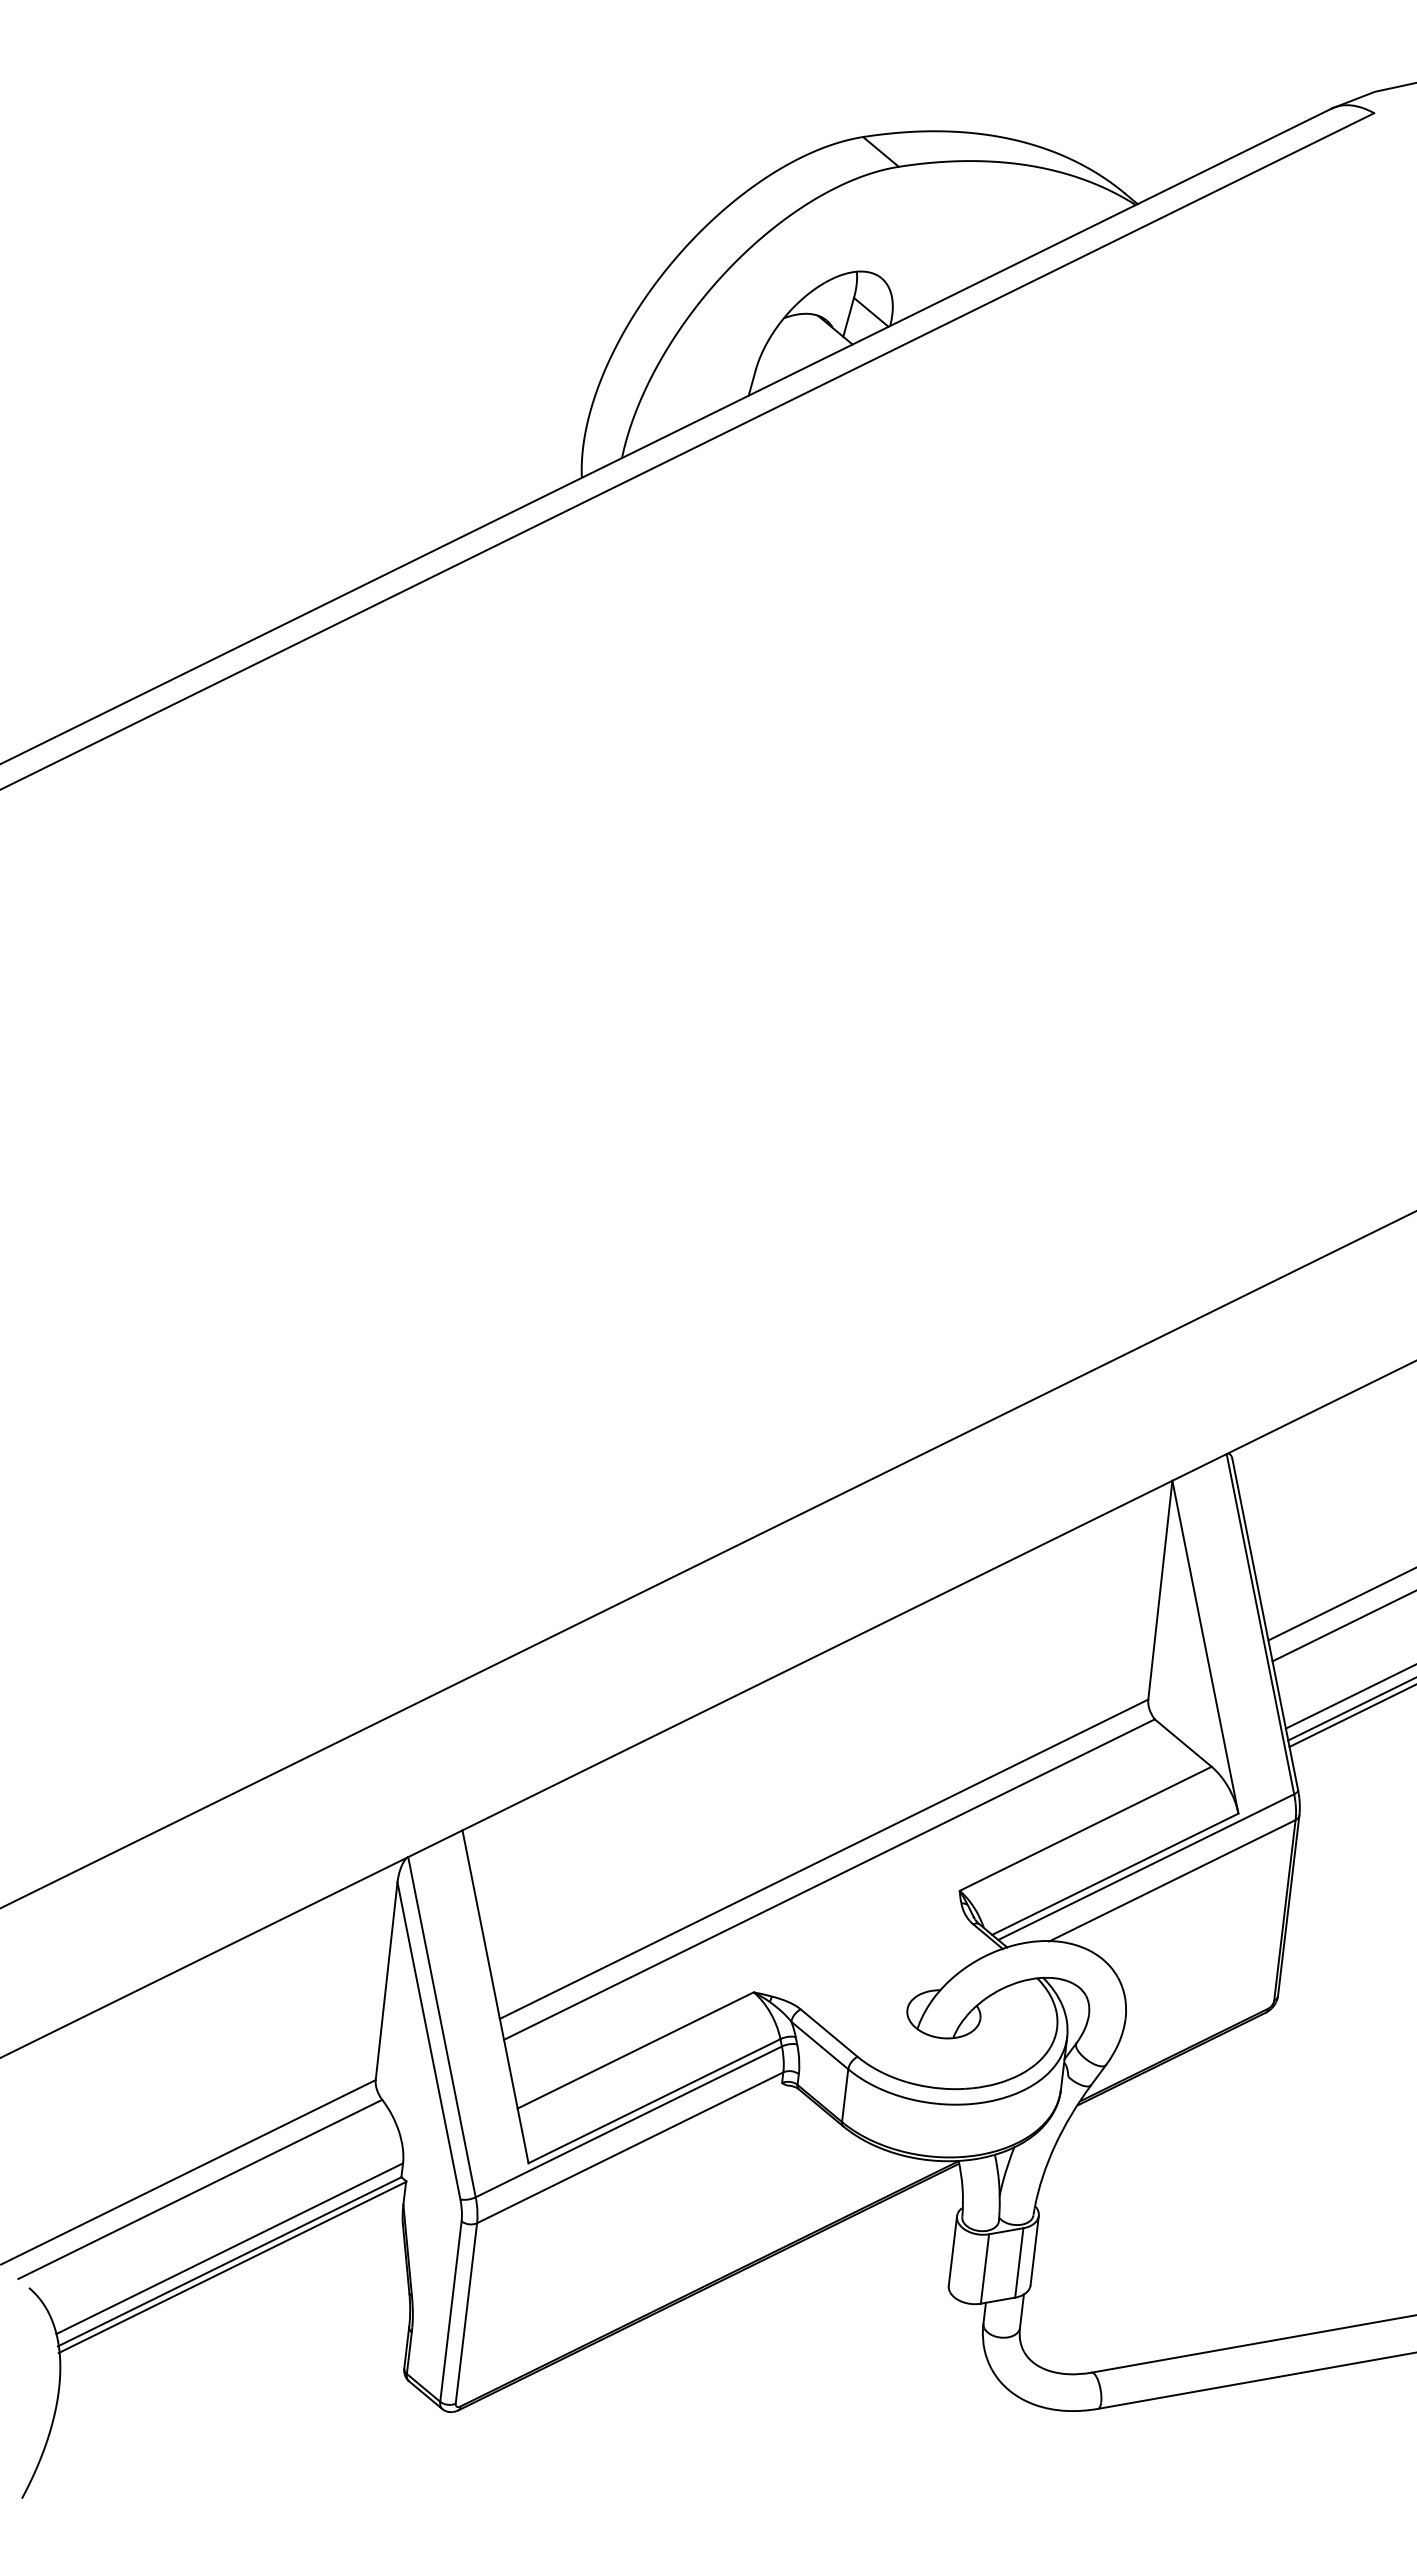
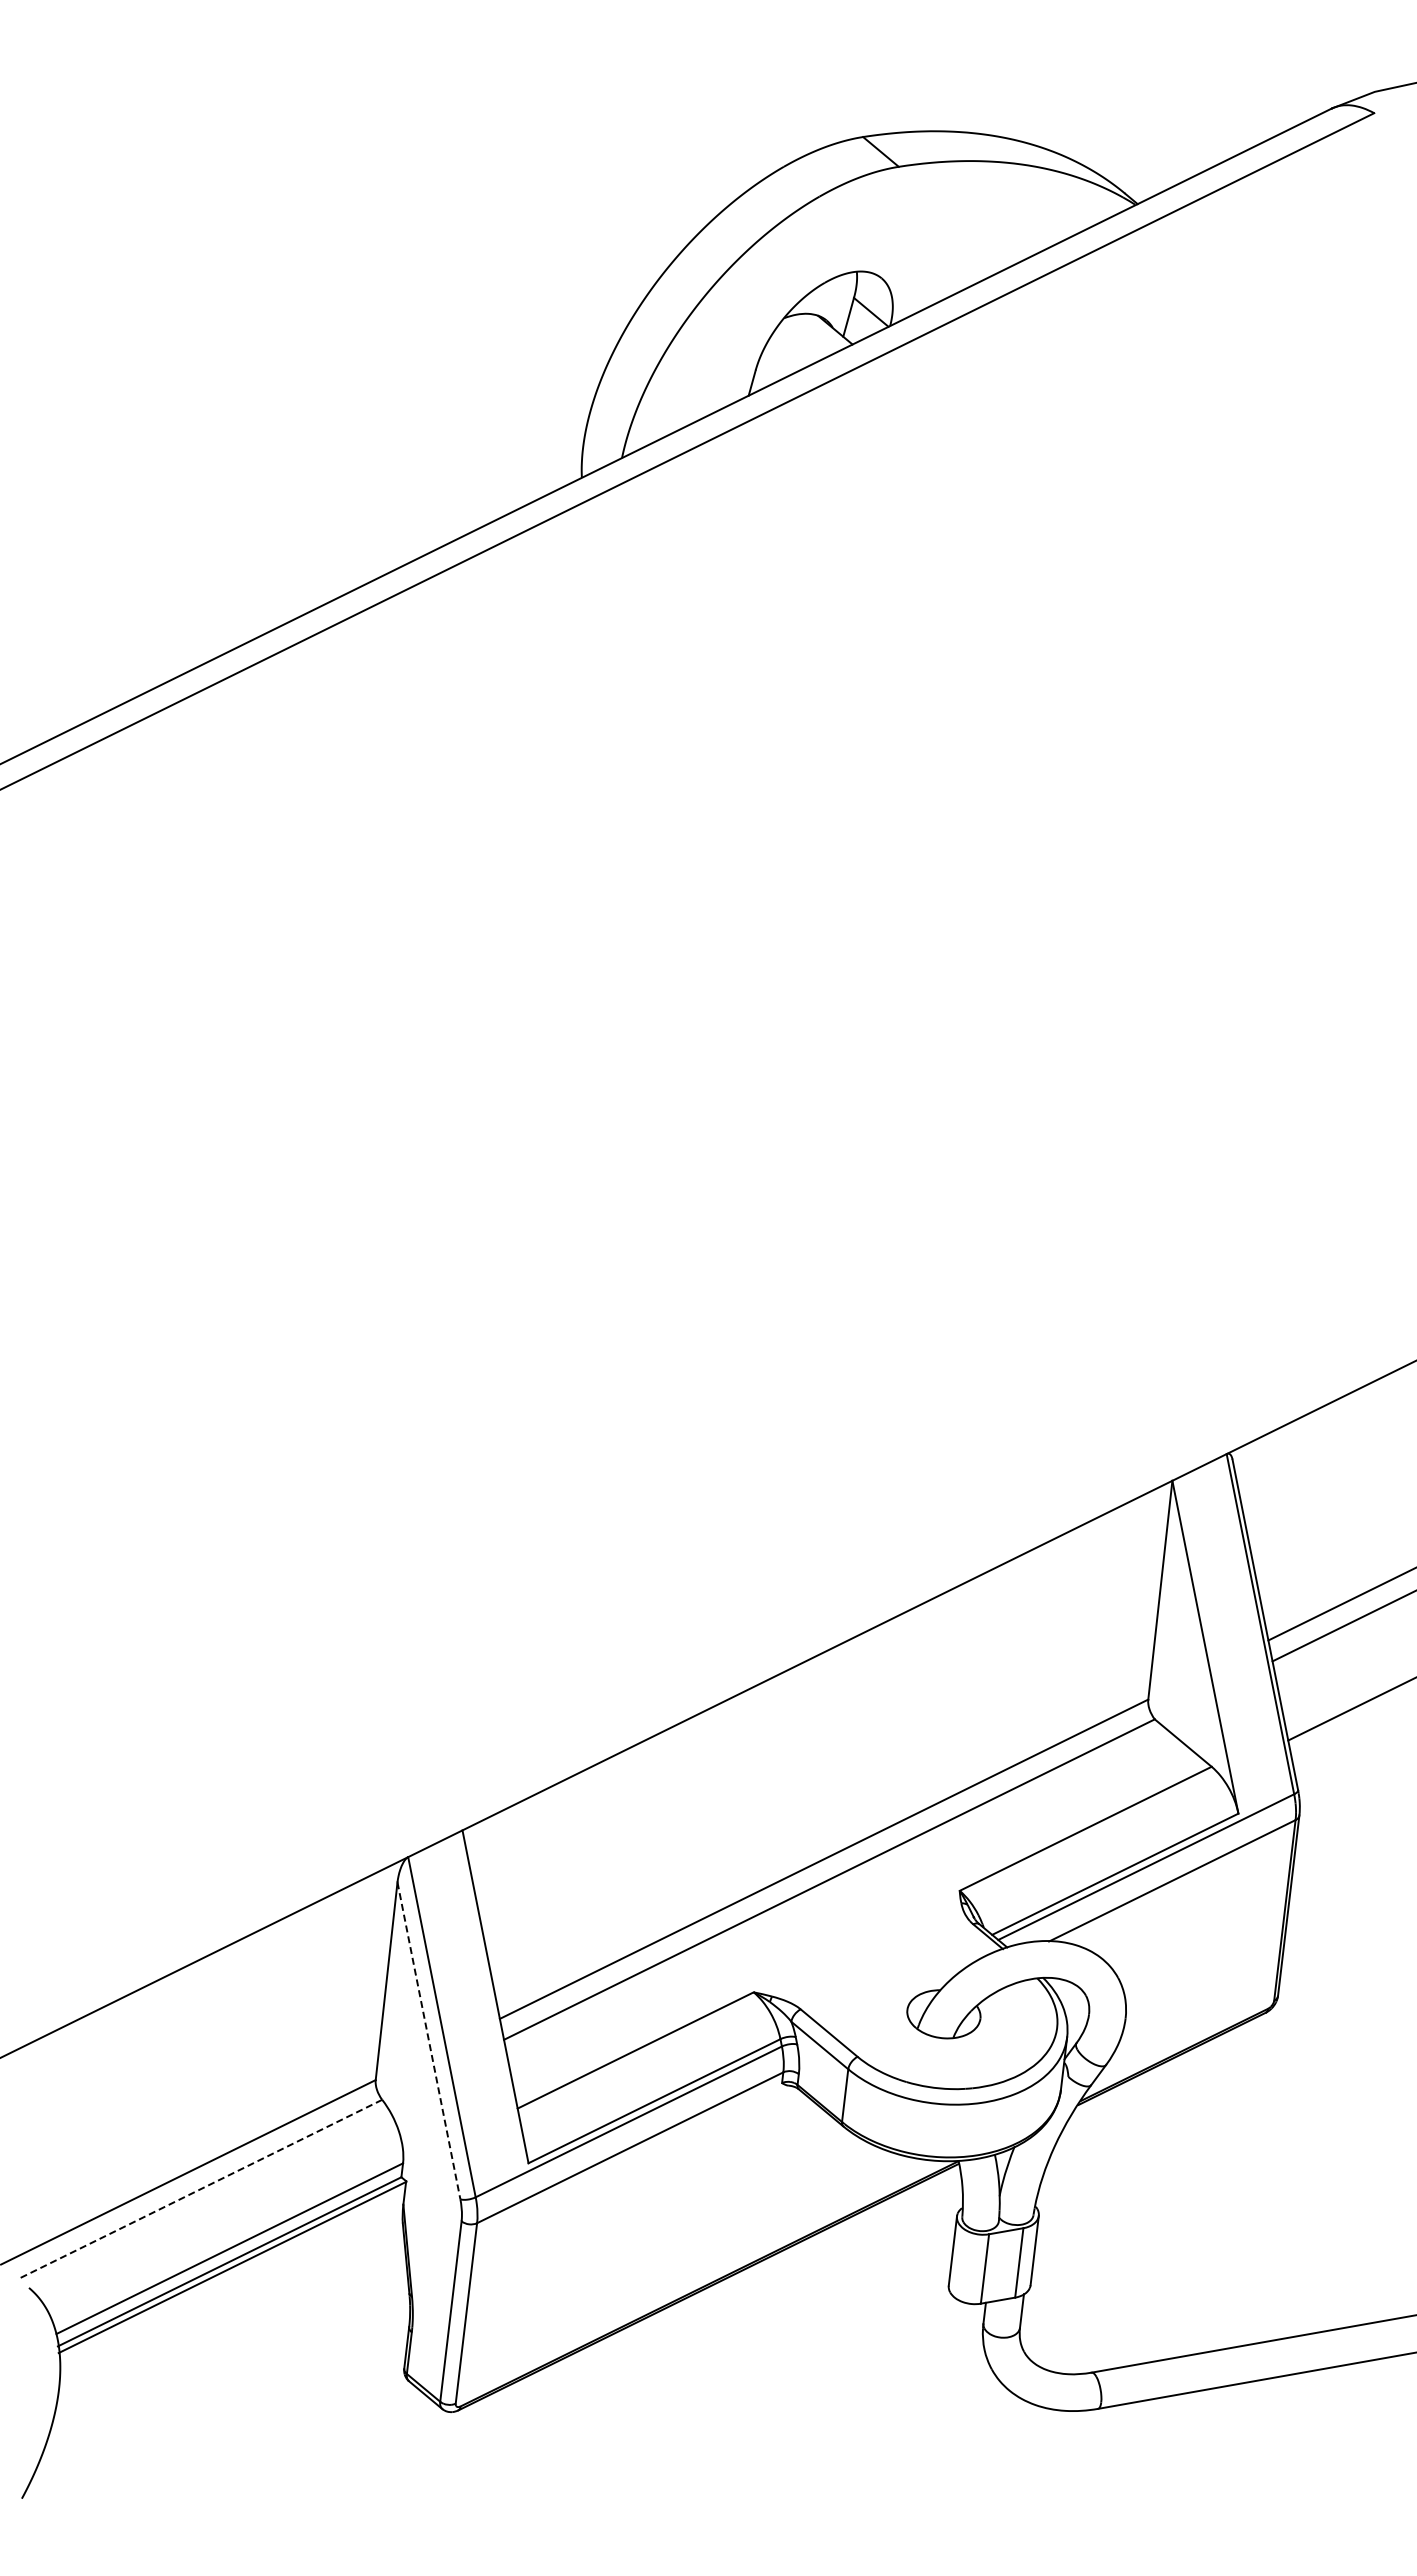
line: present -> none (707, 1559)
line: present -> none (1349, 1696)
line: present -> none (1351, 1715)
line: solid -> dashed (428, 2040)
line: solid -> dashed (200, 2189)
